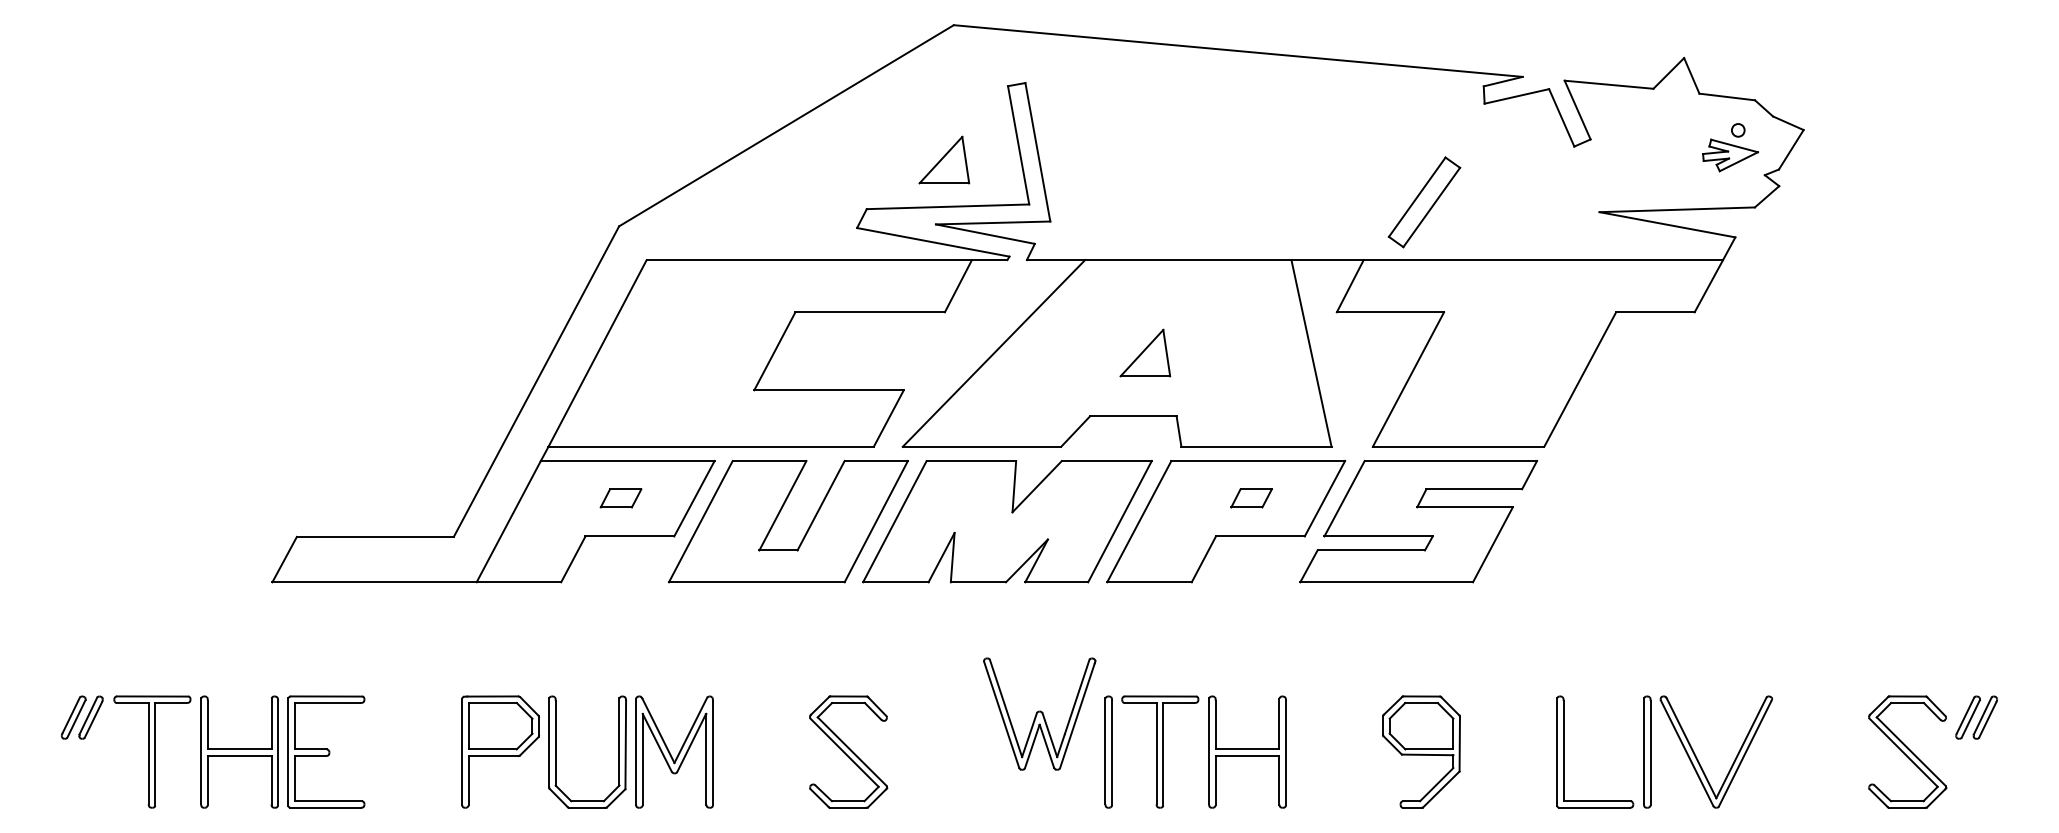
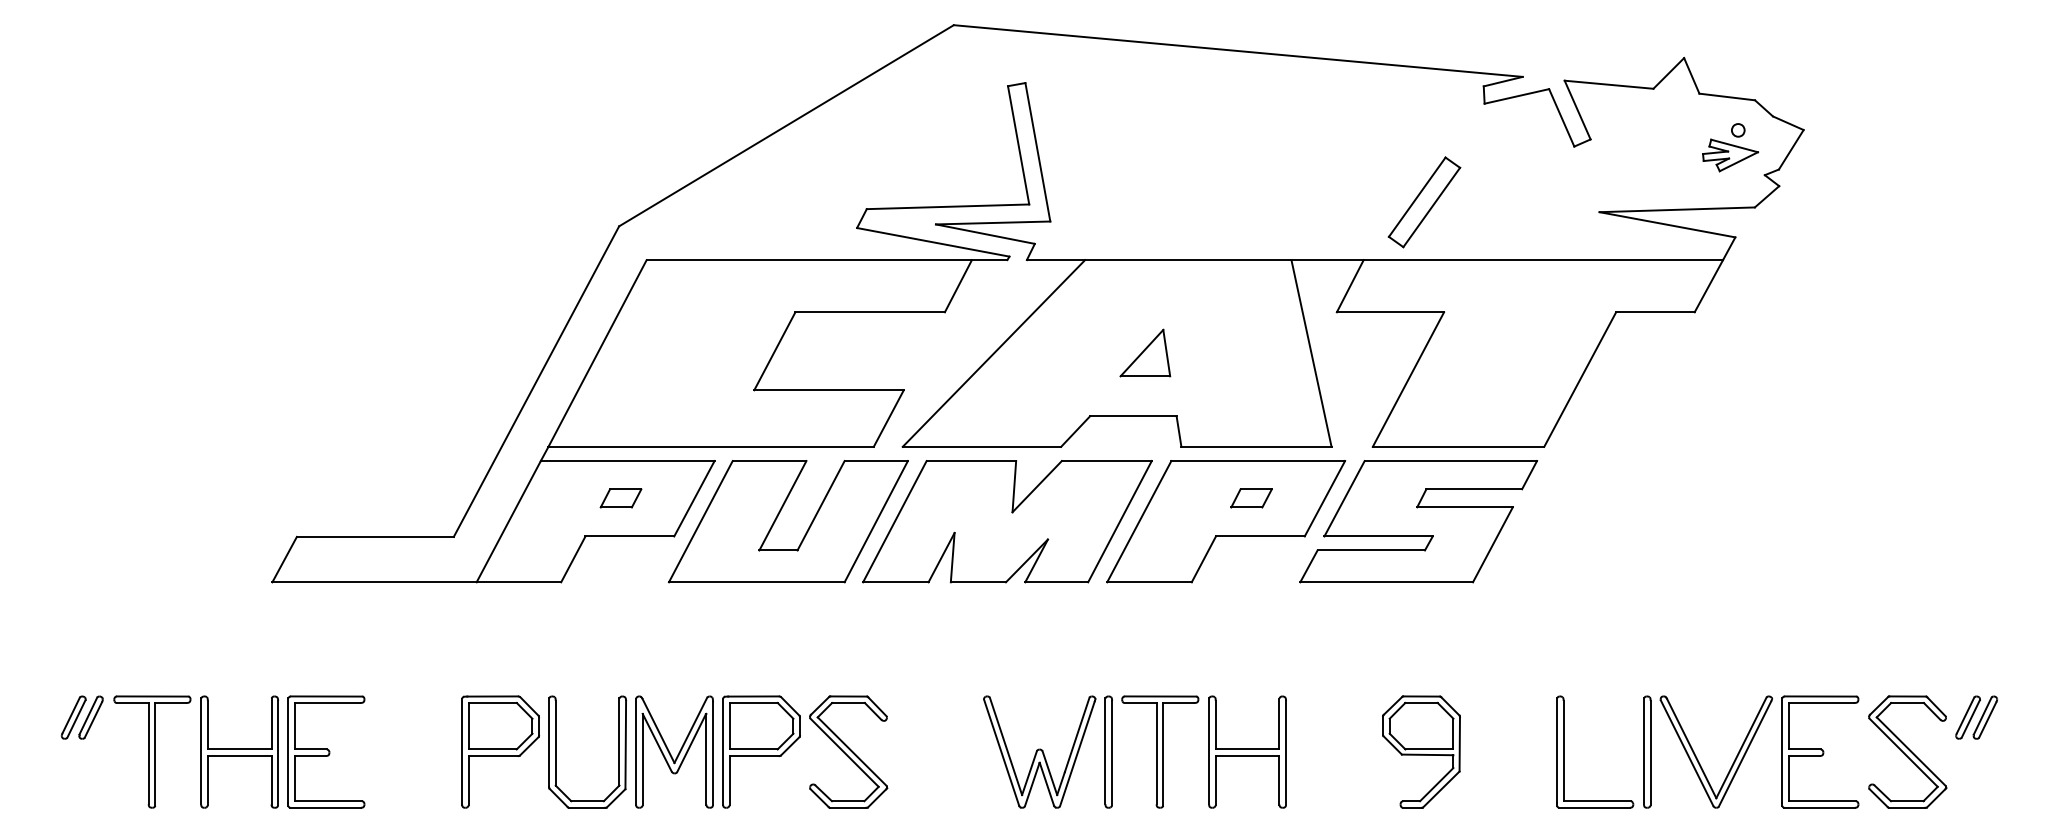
part: present -> none (944, 159)
part position: (1039, 713) -> (1039, 751) (1039, 751)
part: none -> present (761, 751)
part: none -> present (1820, 751)
